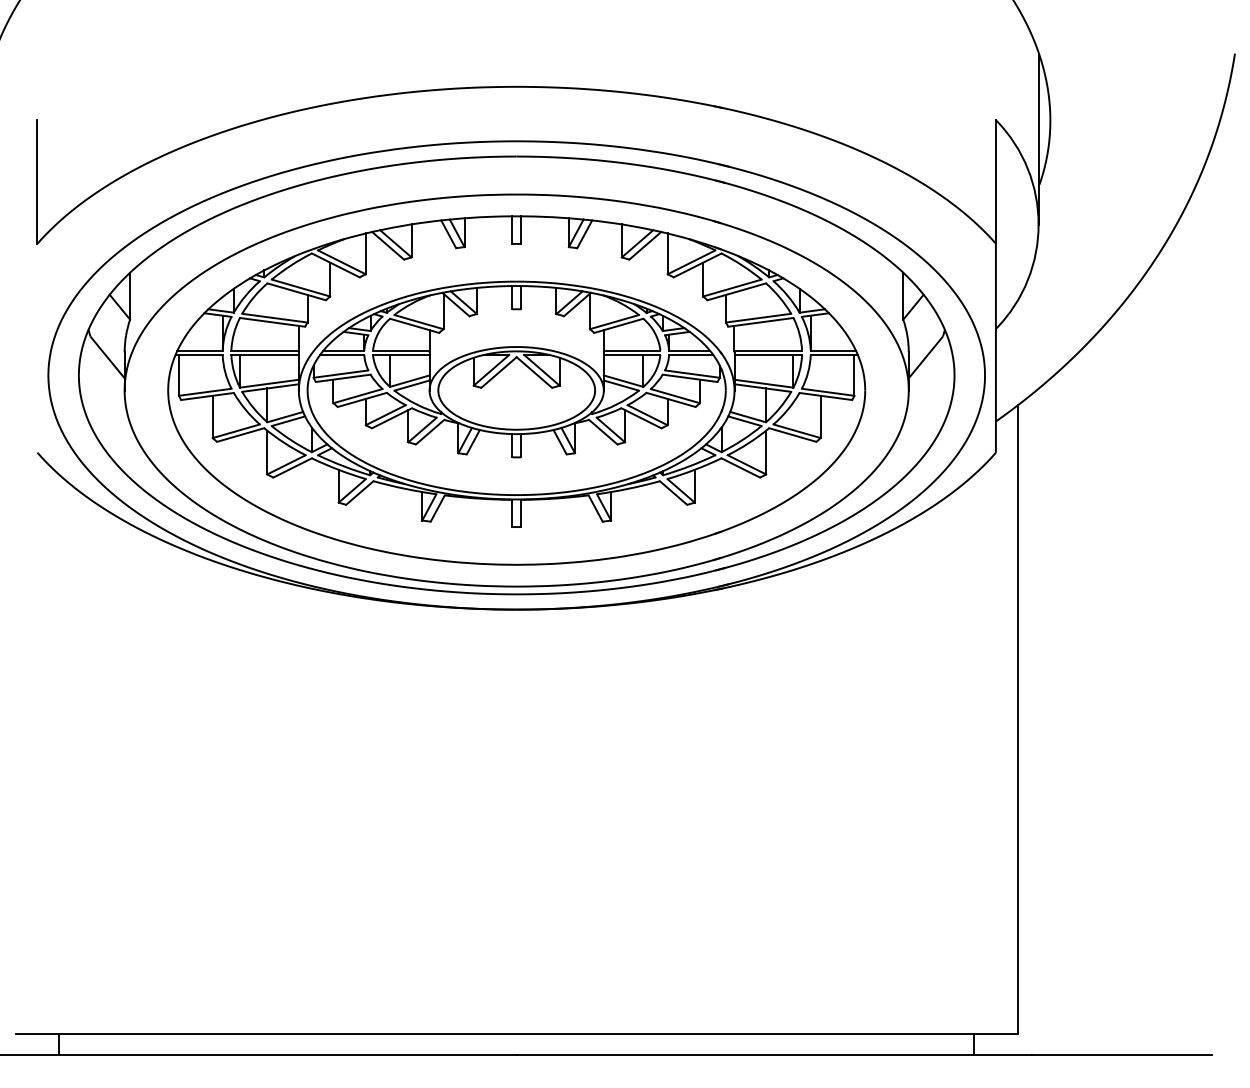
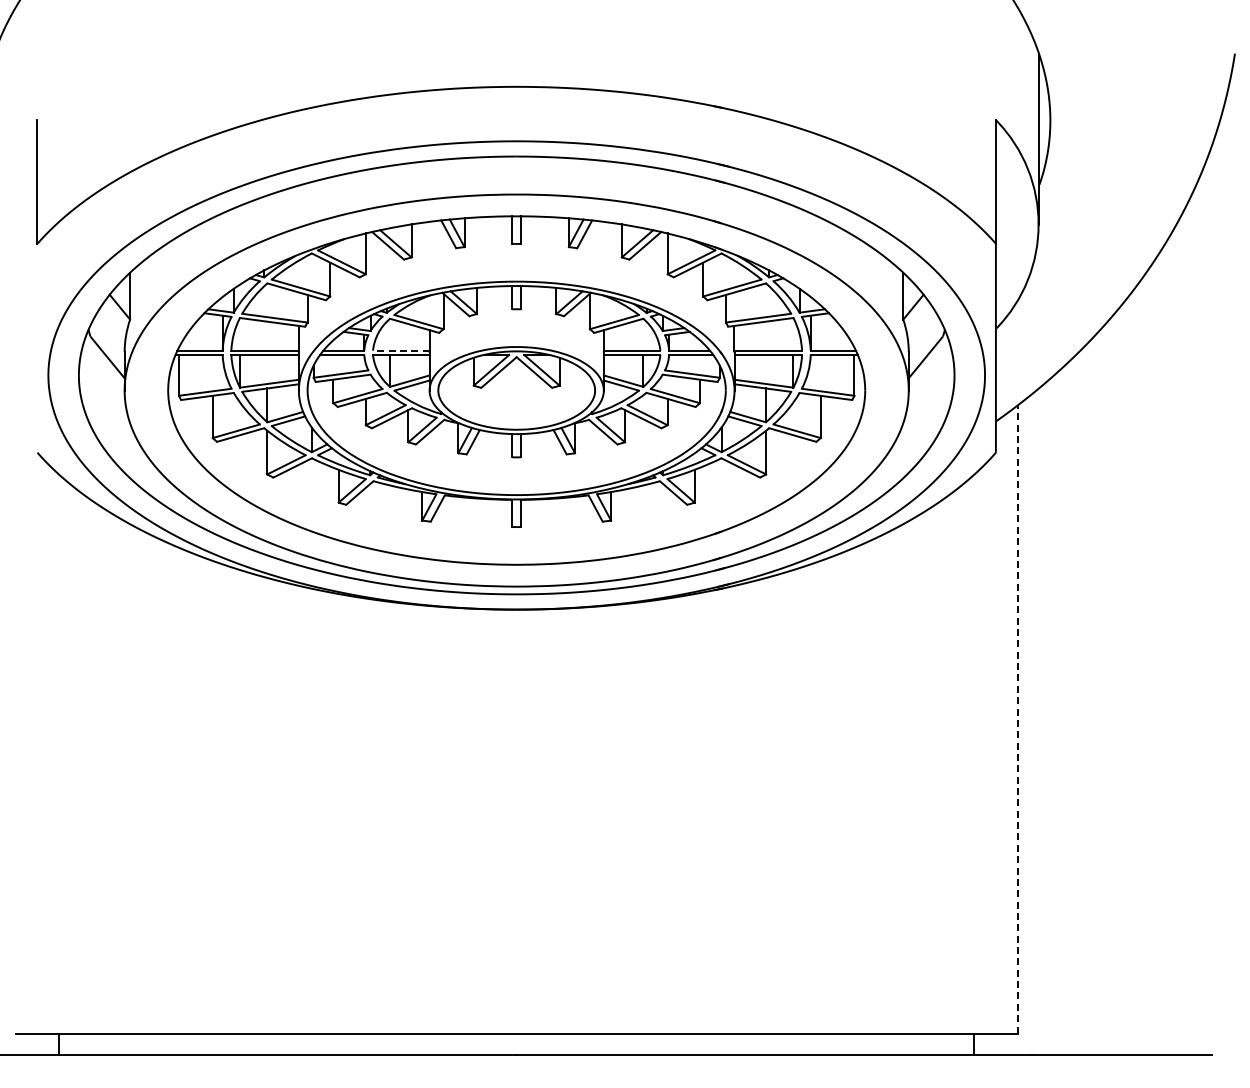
line: solid -> dashed (400, 350)
line: solid -> dashed (1017, 718)
